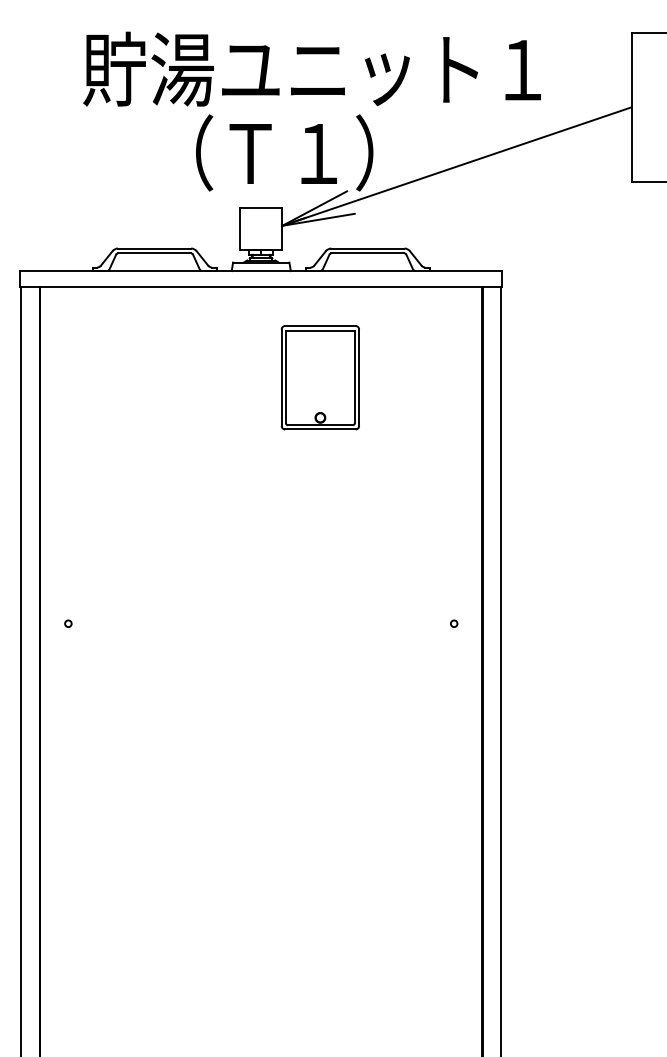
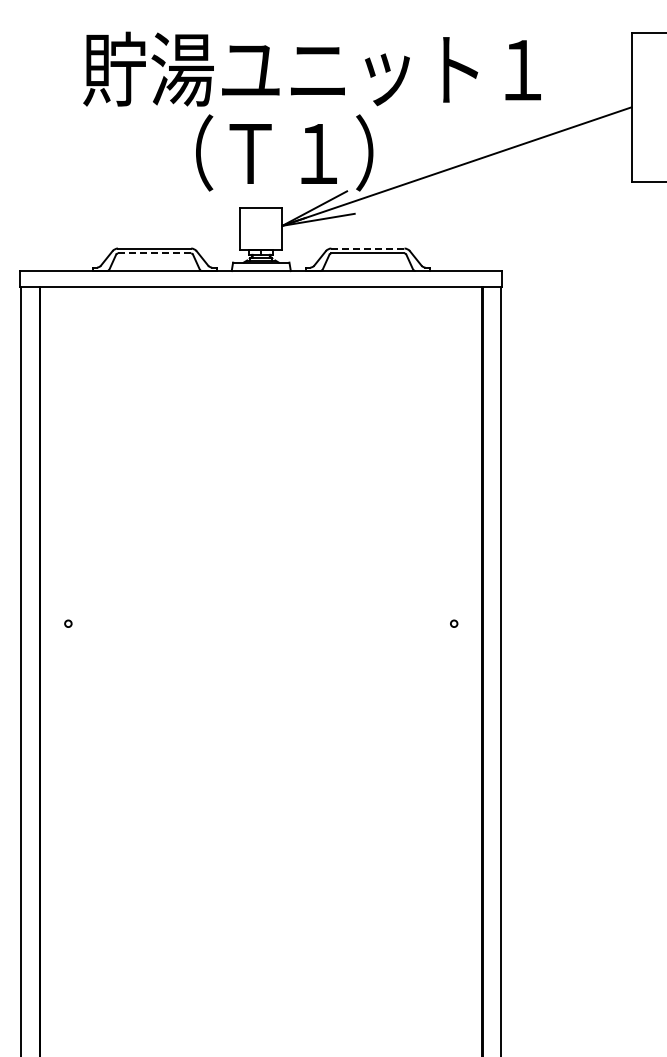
line: solid -> dashed (368, 248)
line: solid -> dashed (154, 253)
part: present -> none (319, 377)
